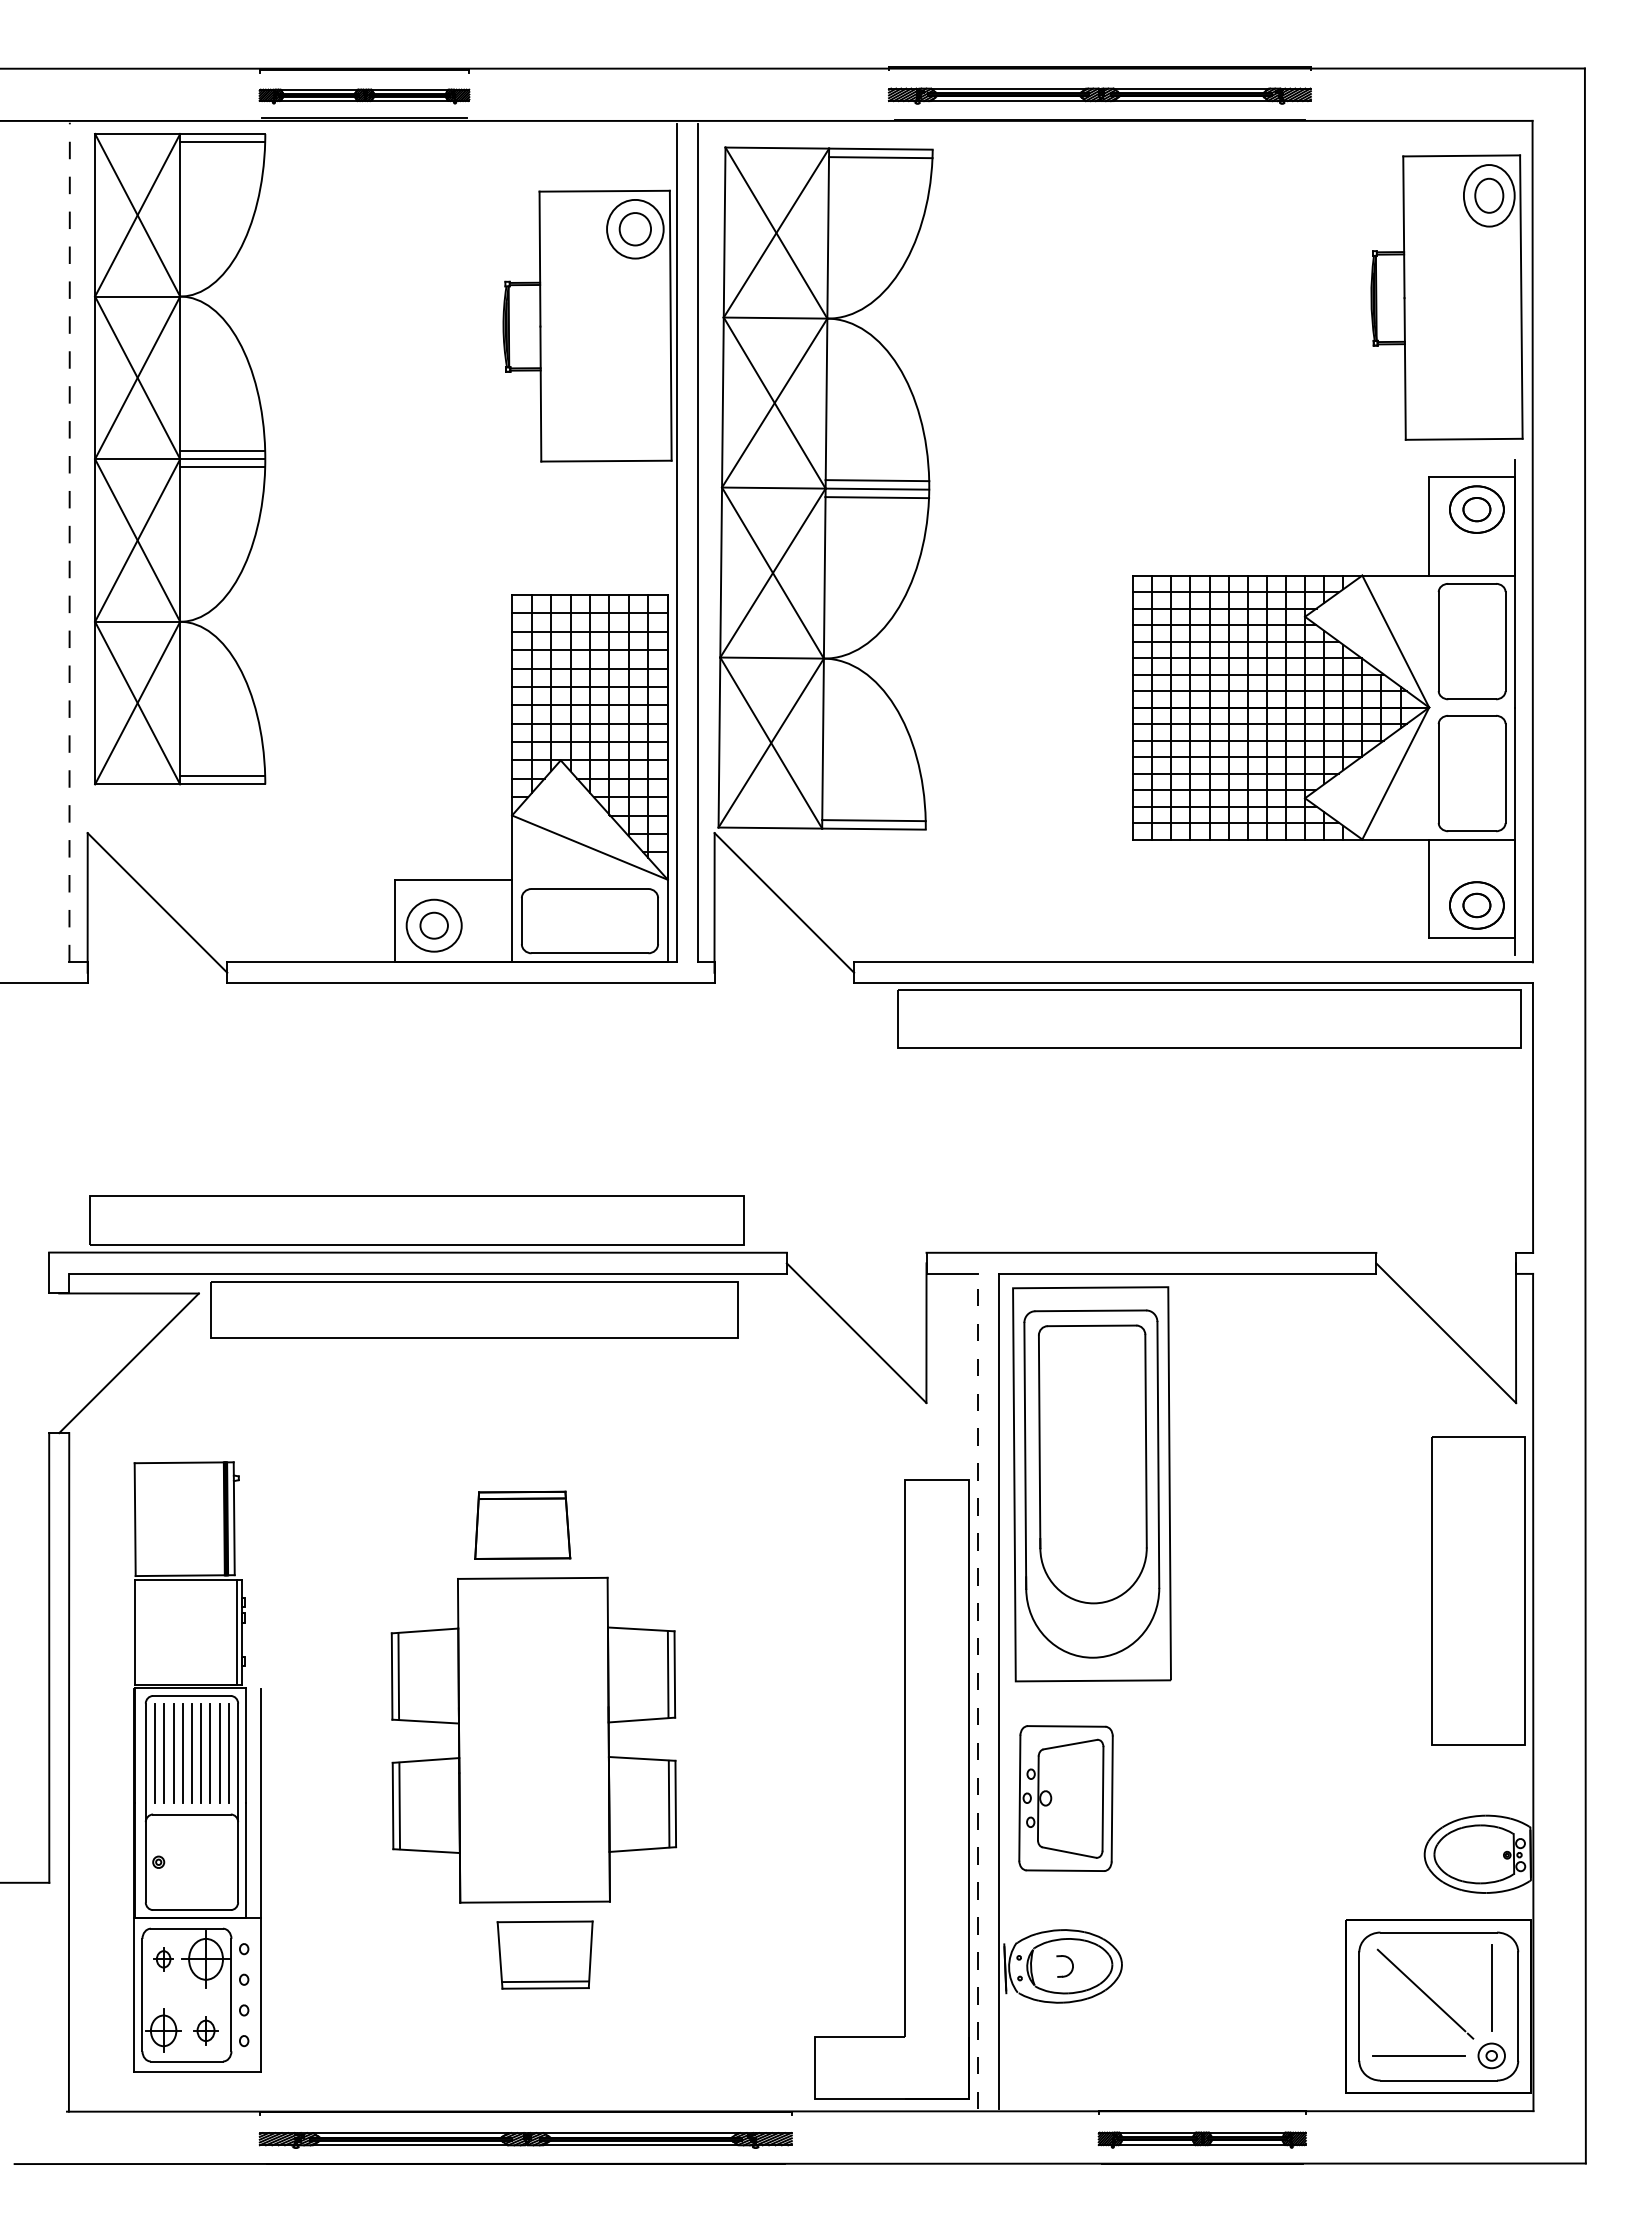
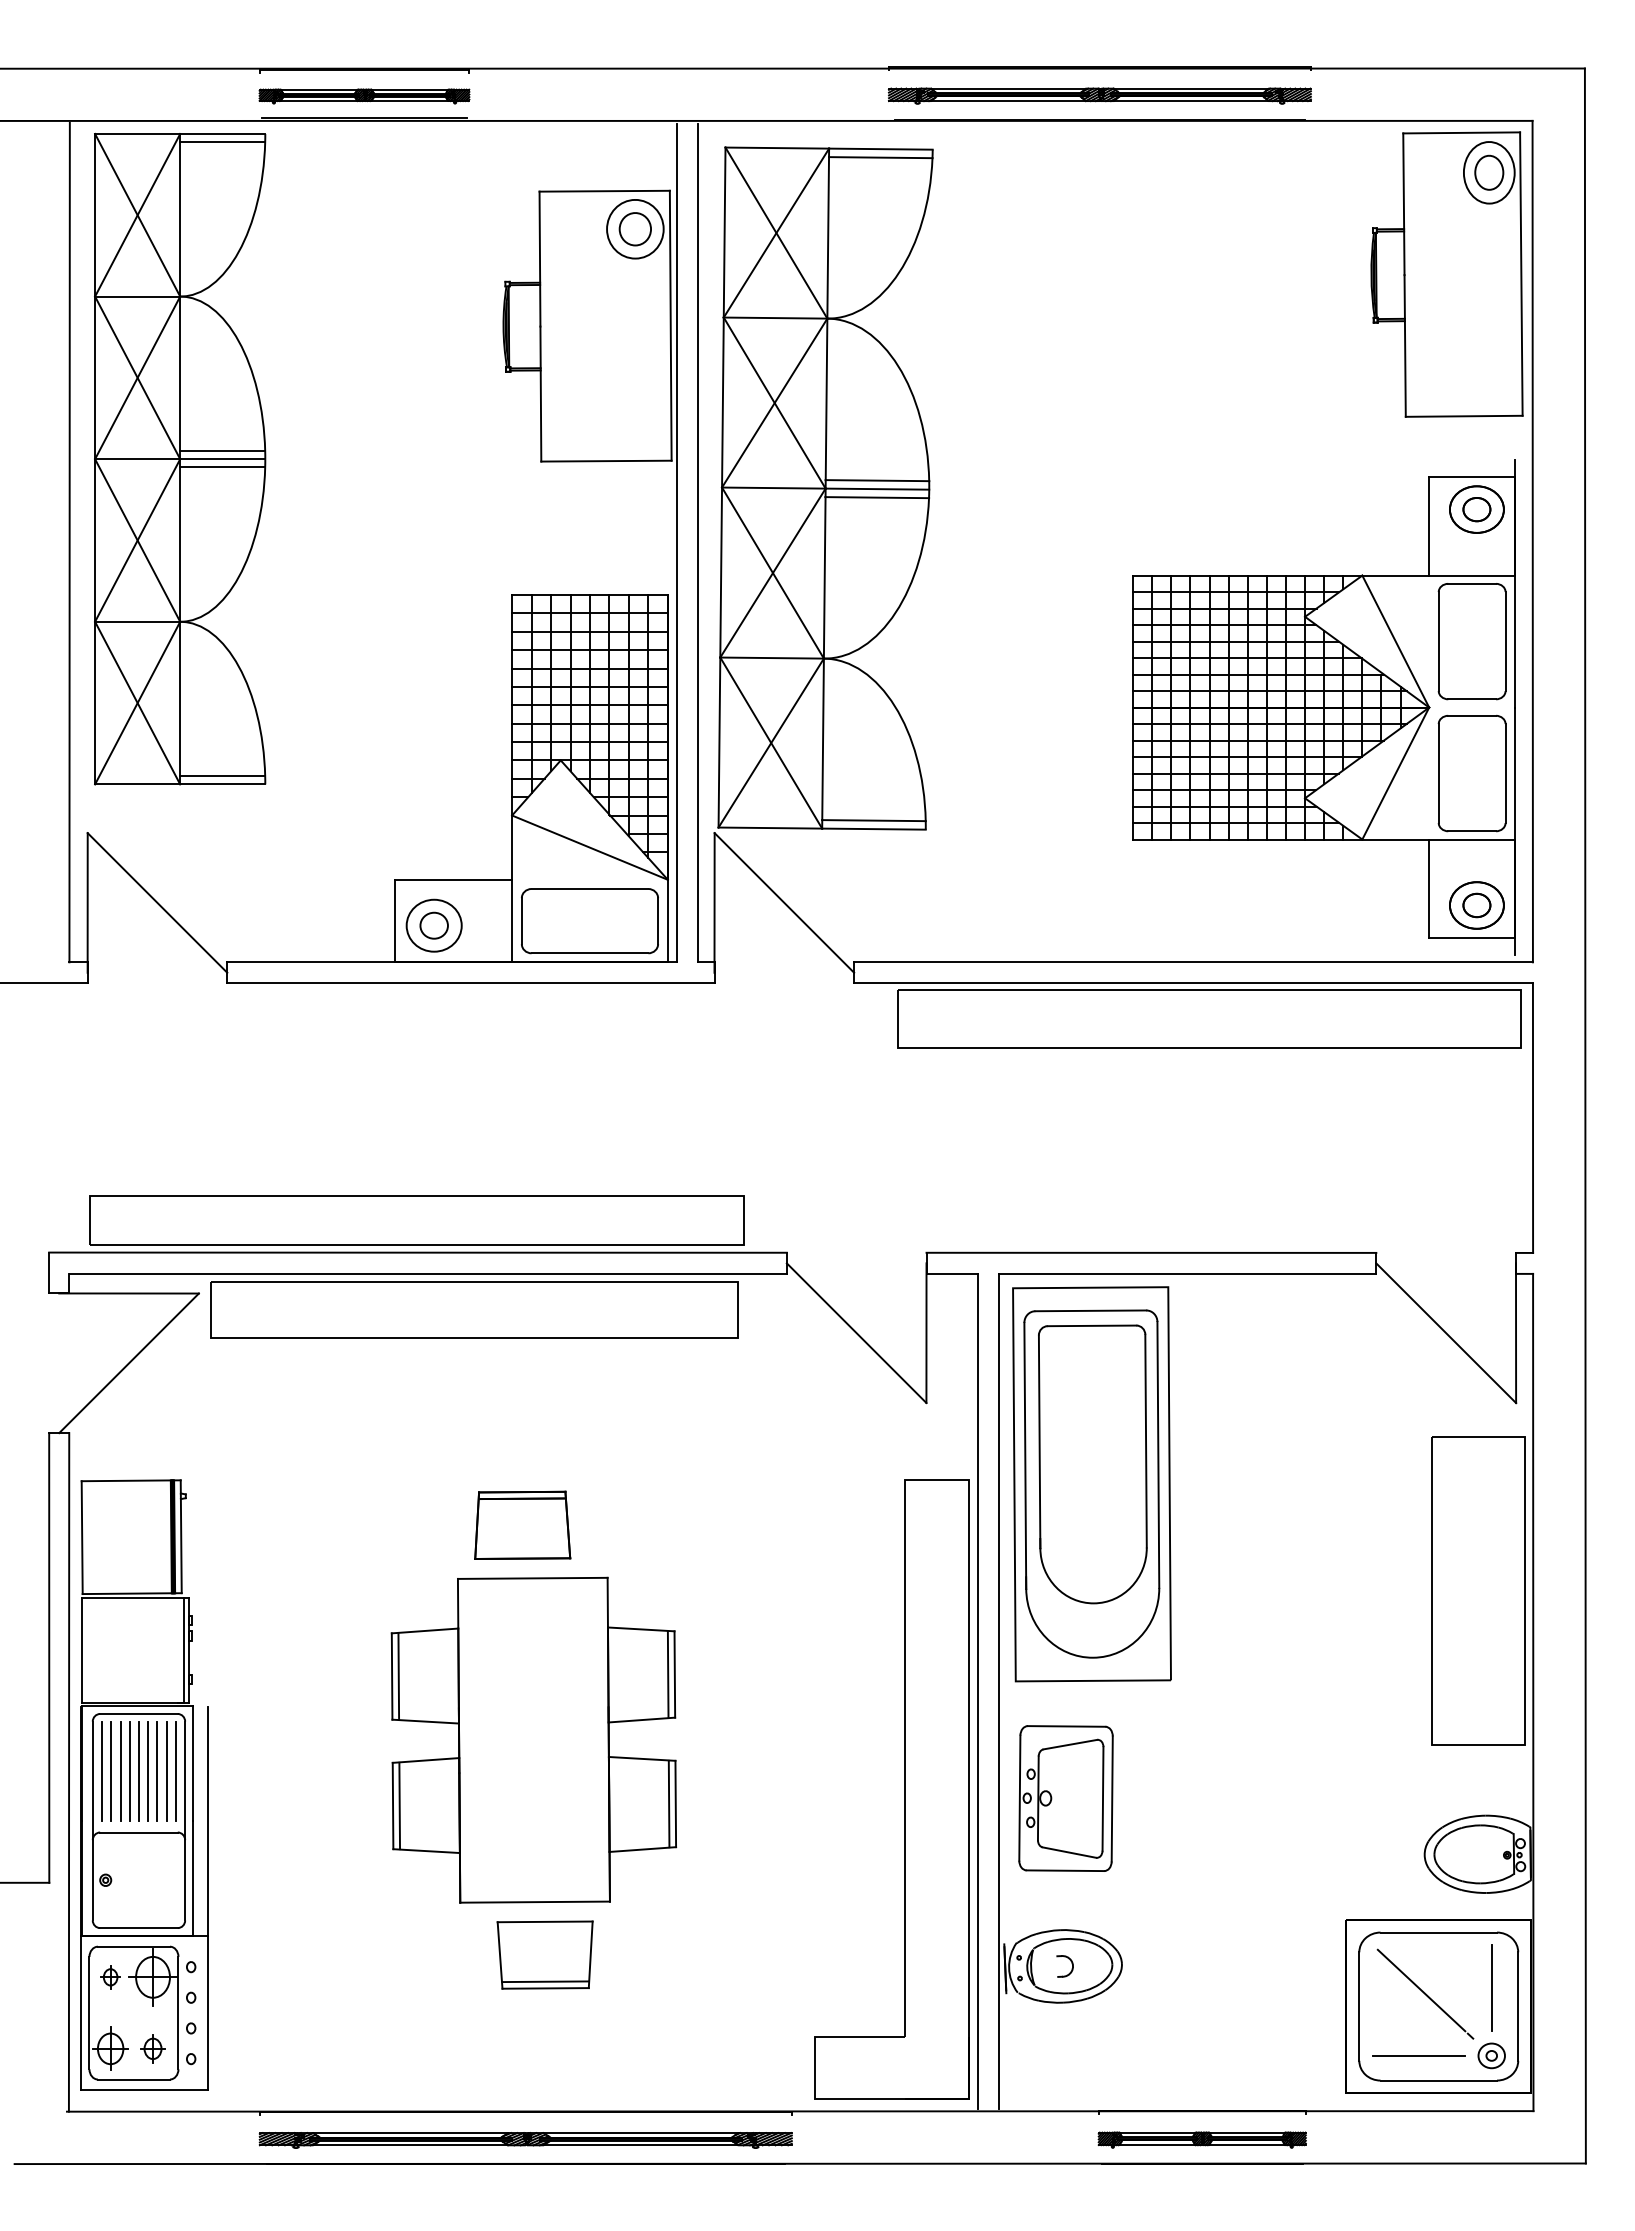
part position: (1446, 297) -> (1446, 274) (1446, 274)
line: dashed -> solid (69, 542)
line: dashed -> solid (978, 1691)
part position: (197, 1766) -> (144, 1784) (144, 1784)
